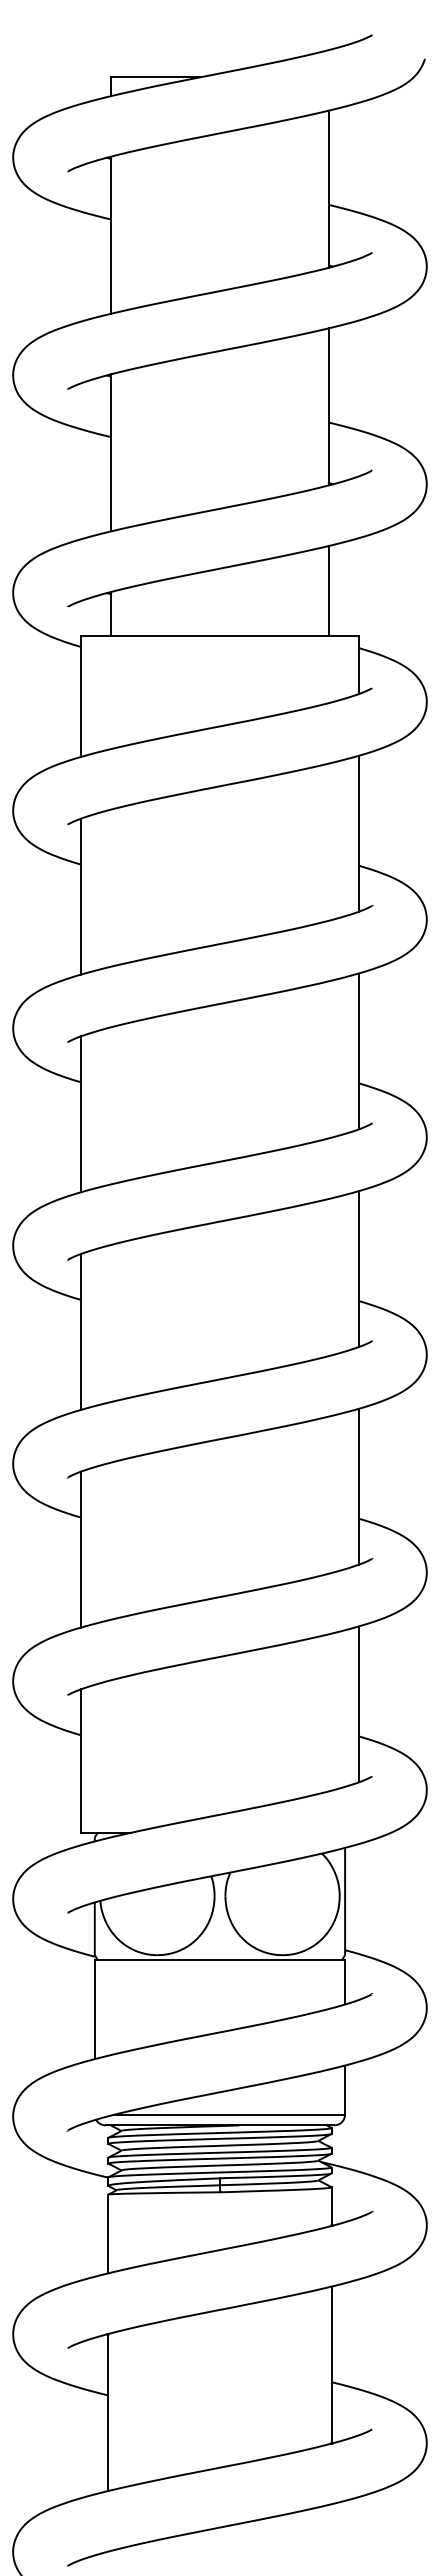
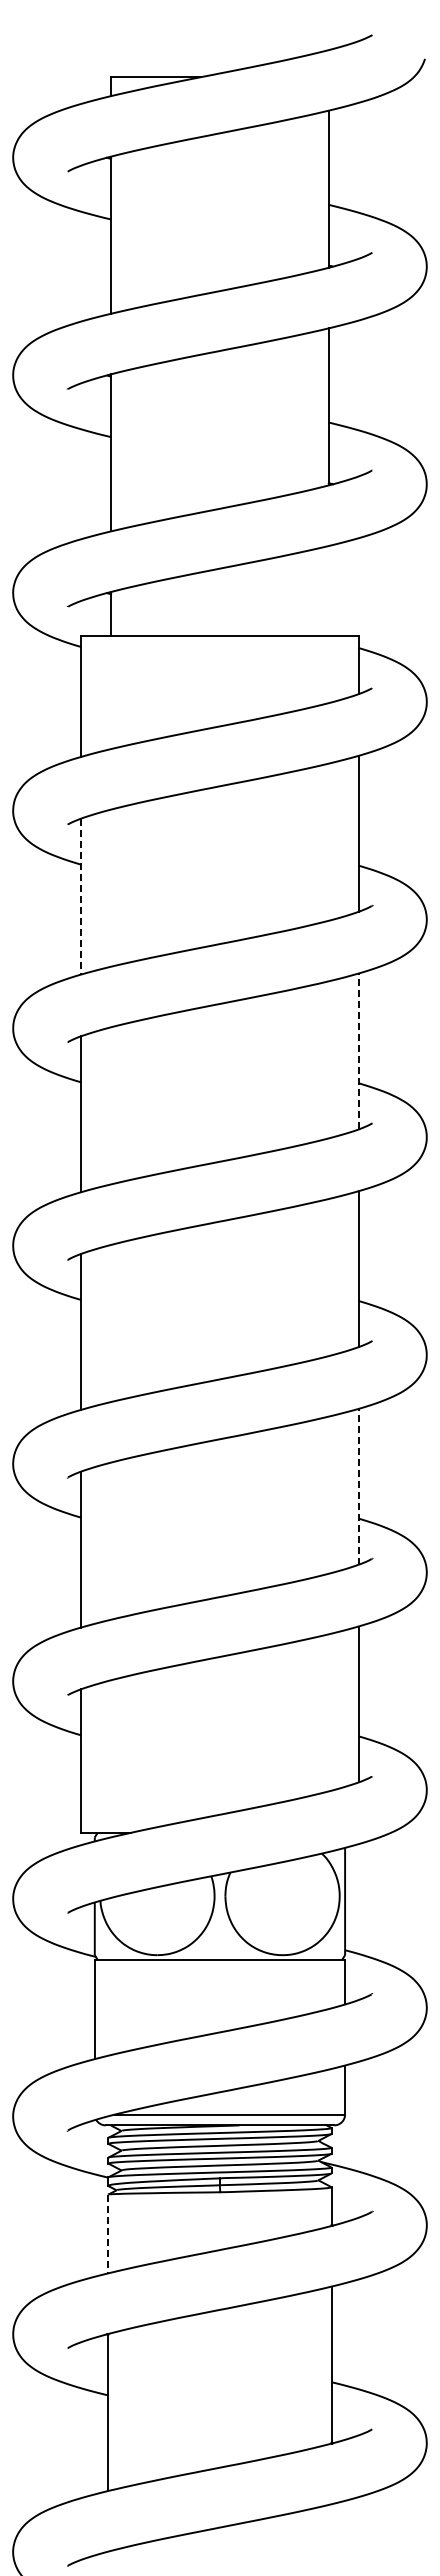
line: present -> none (328, 590)
line: solid -> dashed (81, 896)
line: solid -> dashed (358, 1051)
line: solid -> dashed (358, 1486)
line: solid -> dashed (108, 2234)
